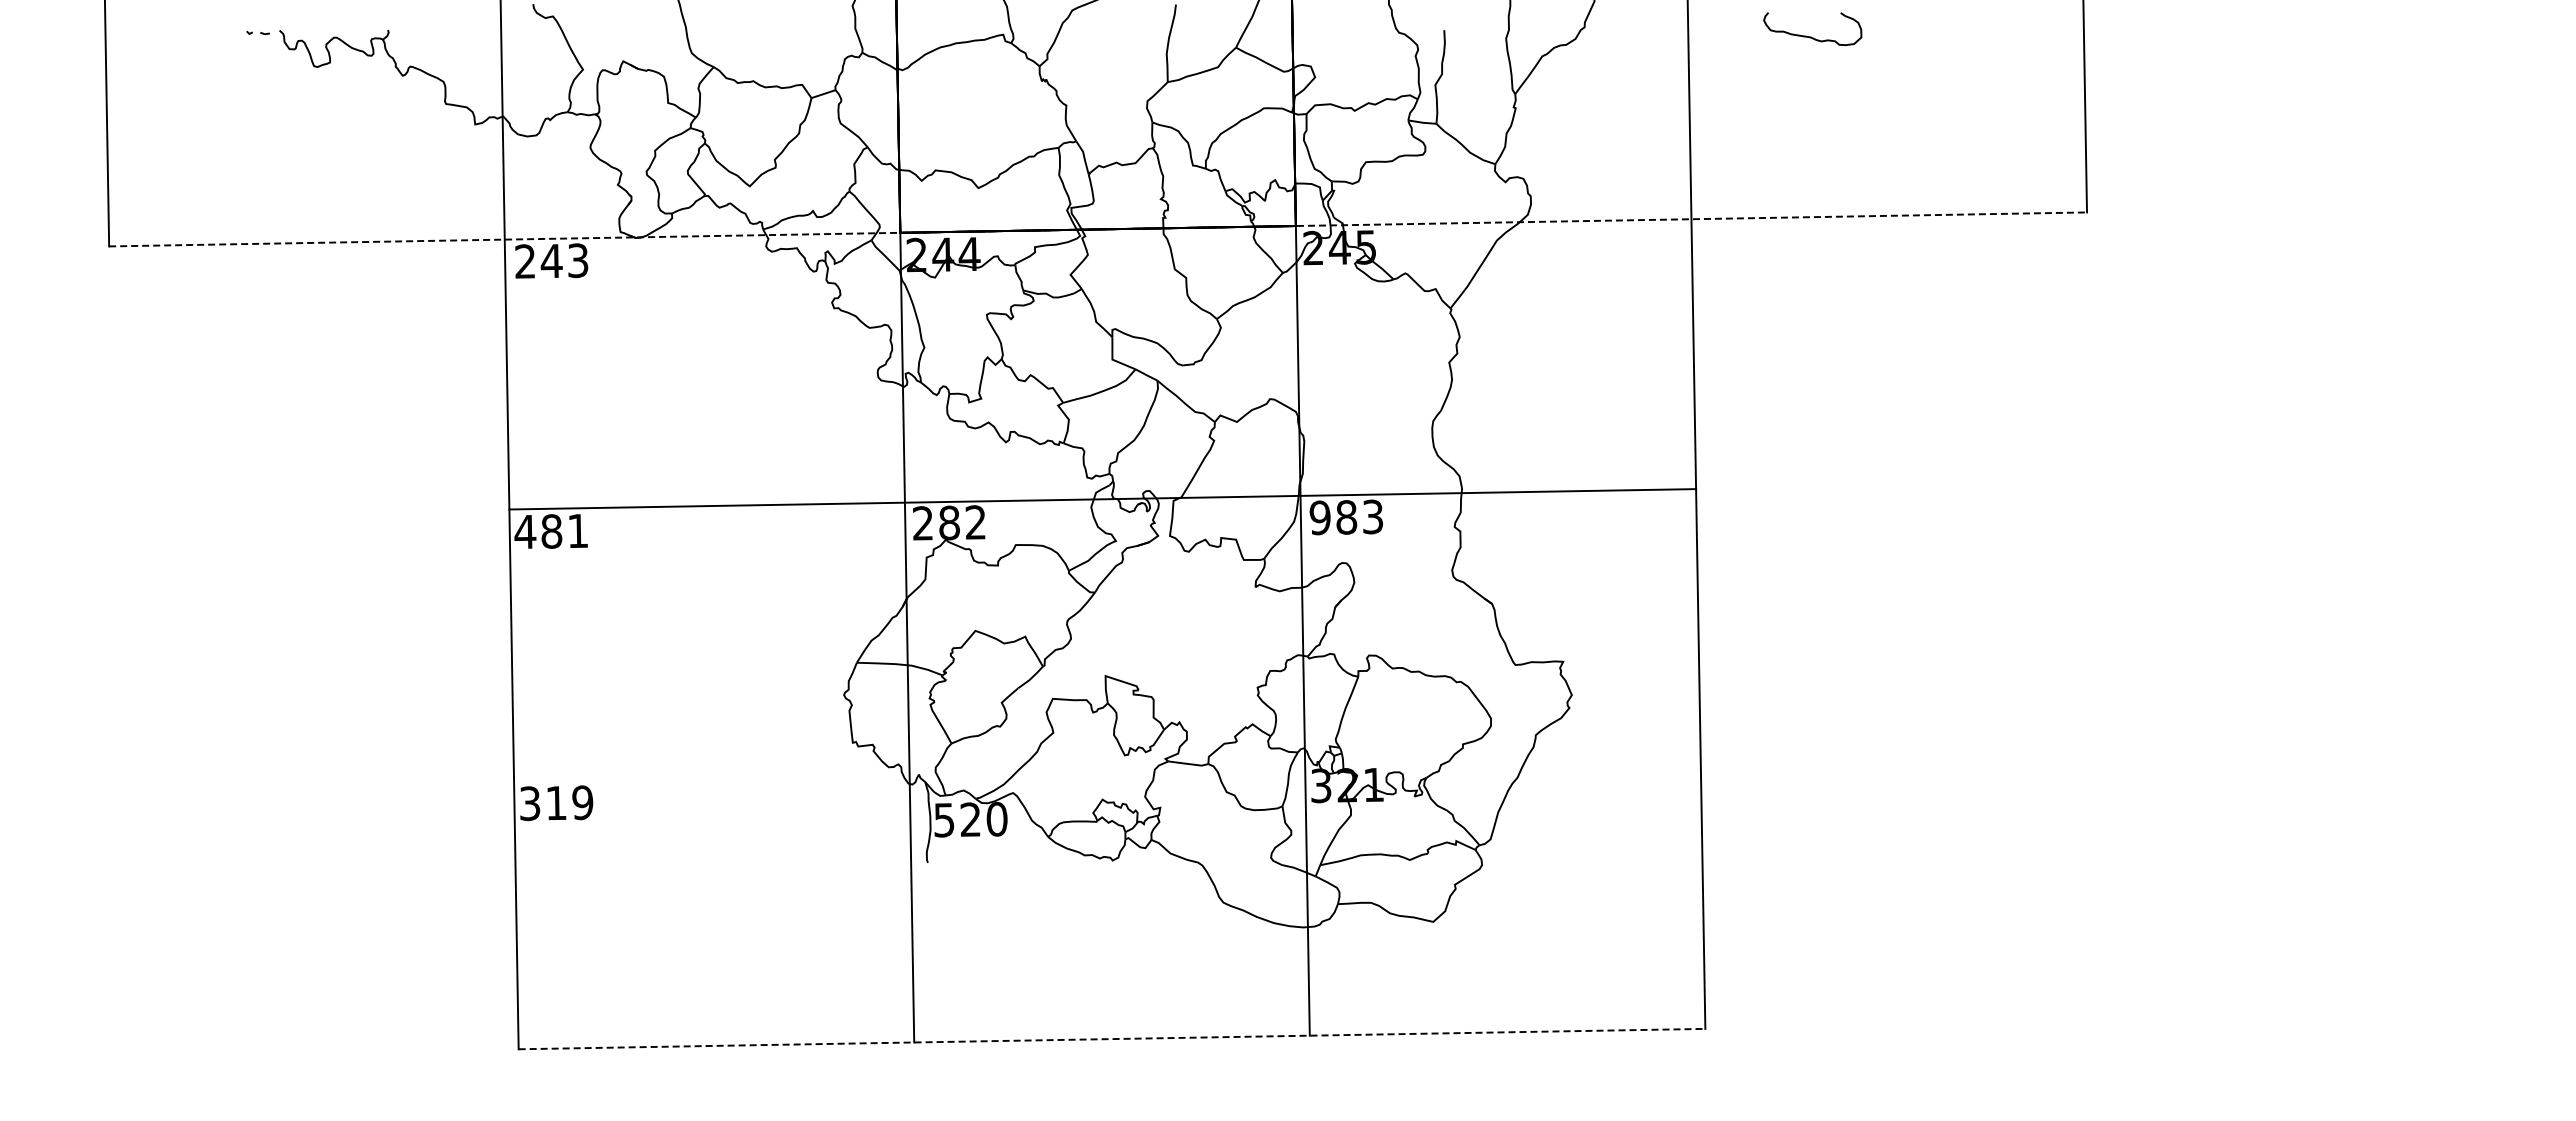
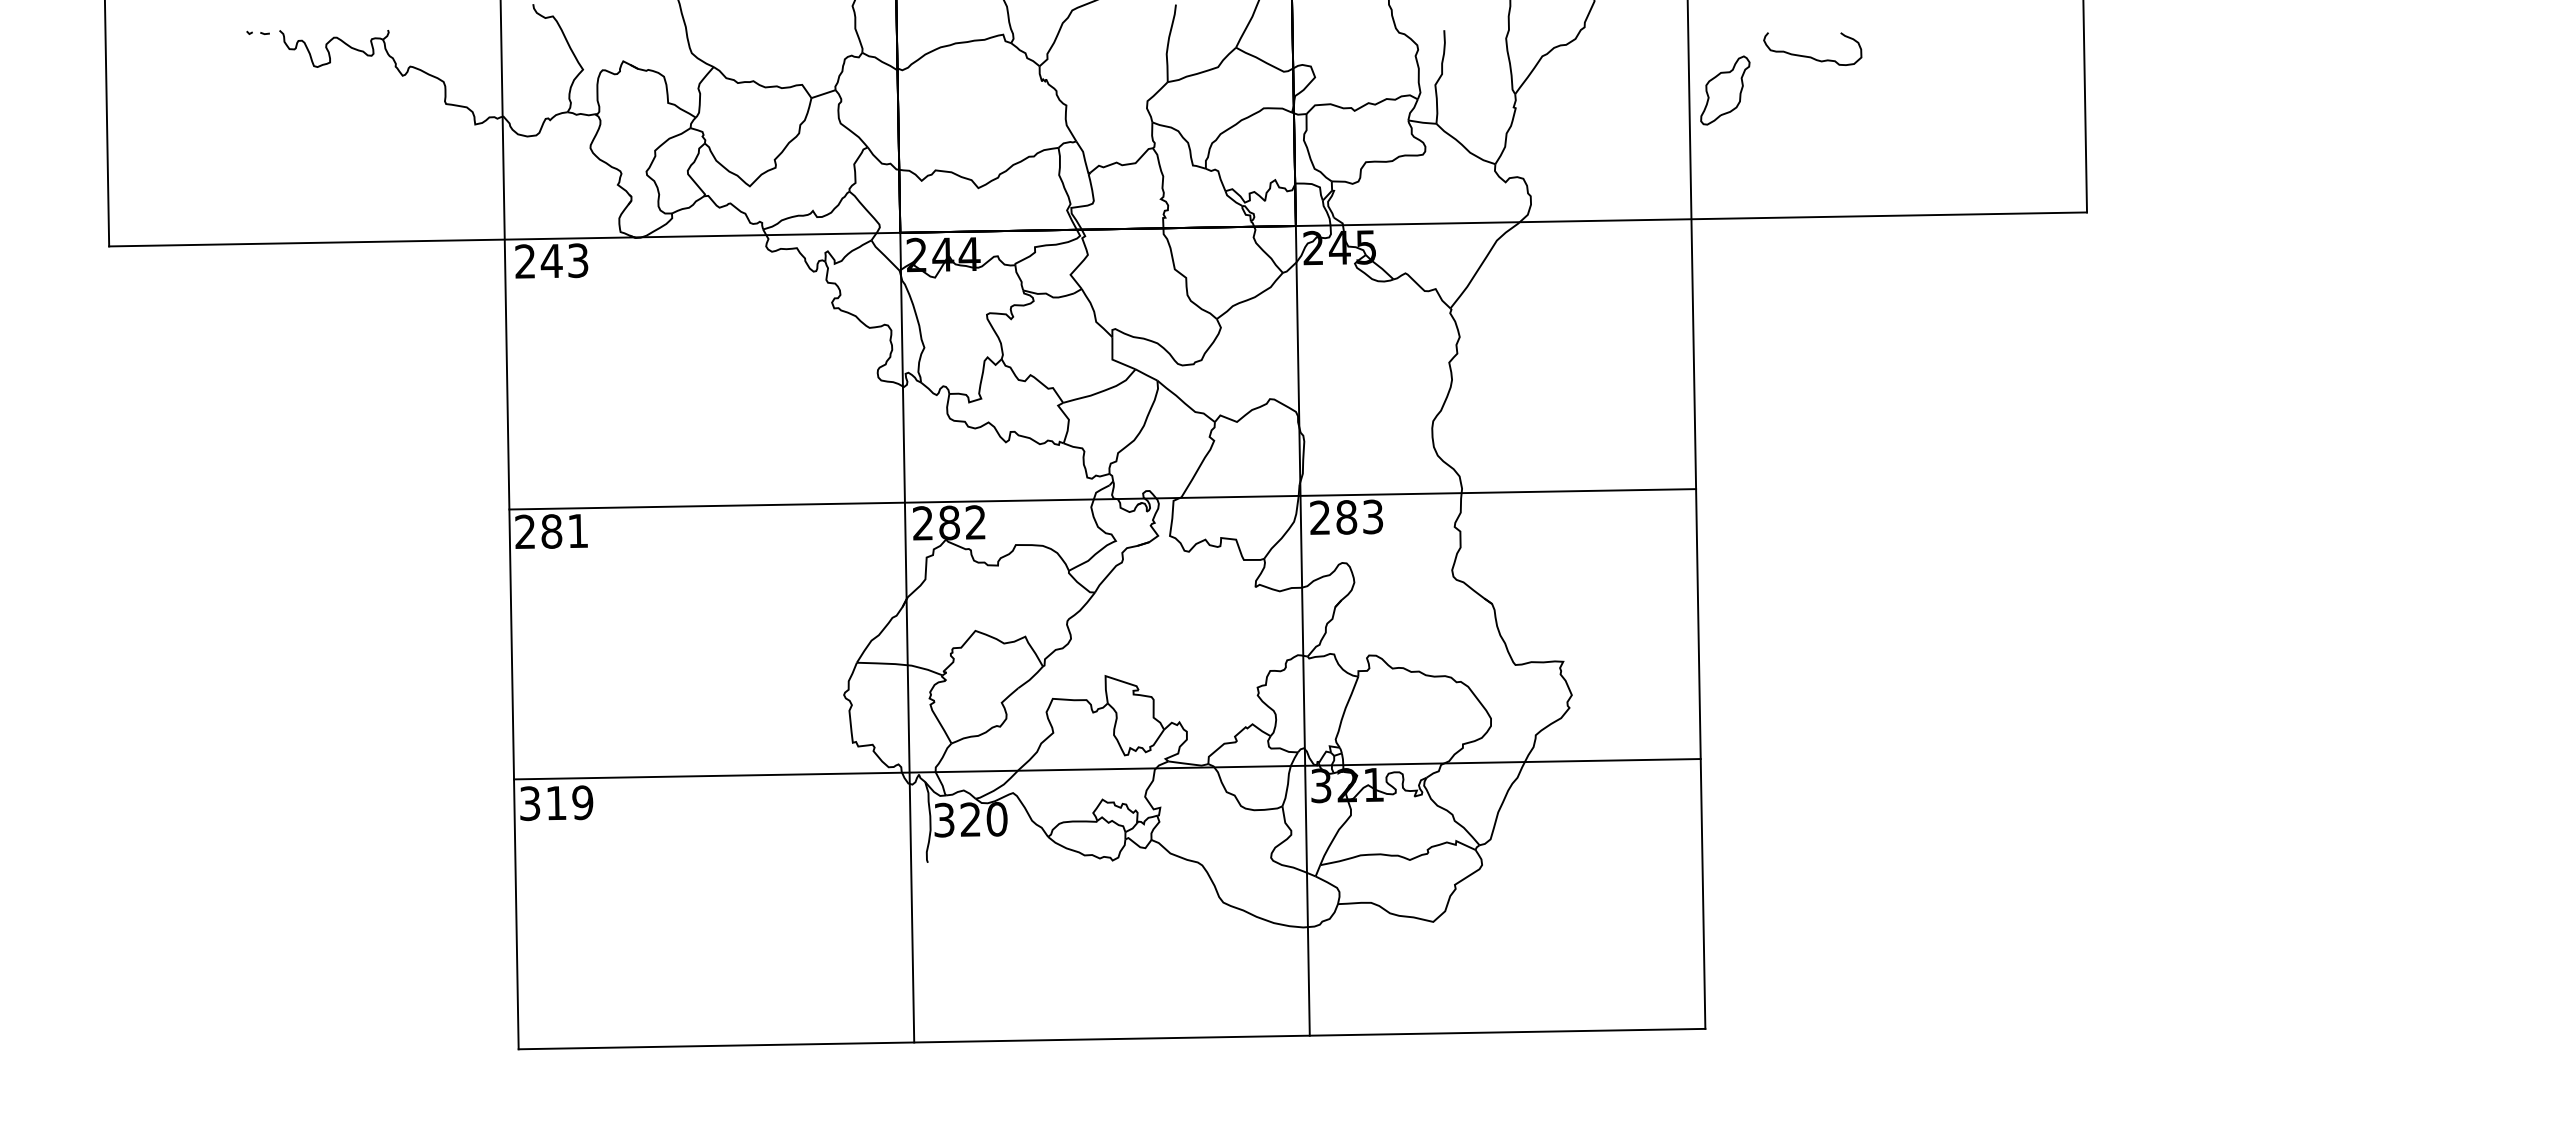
curve position: (1811, 36) -> (1811, 56) (1811, 56)
part: none -> present (1725, 90)
line: dashed -> solid (1098, 229)
text: 983 -> 283 (1319, 517)
text: 481 -> 281 (525, 531)
line: none -> present (1107, 769)
text: 520 -> 320 (944, 819)
line: dashed -> solid (1112, 1039)
